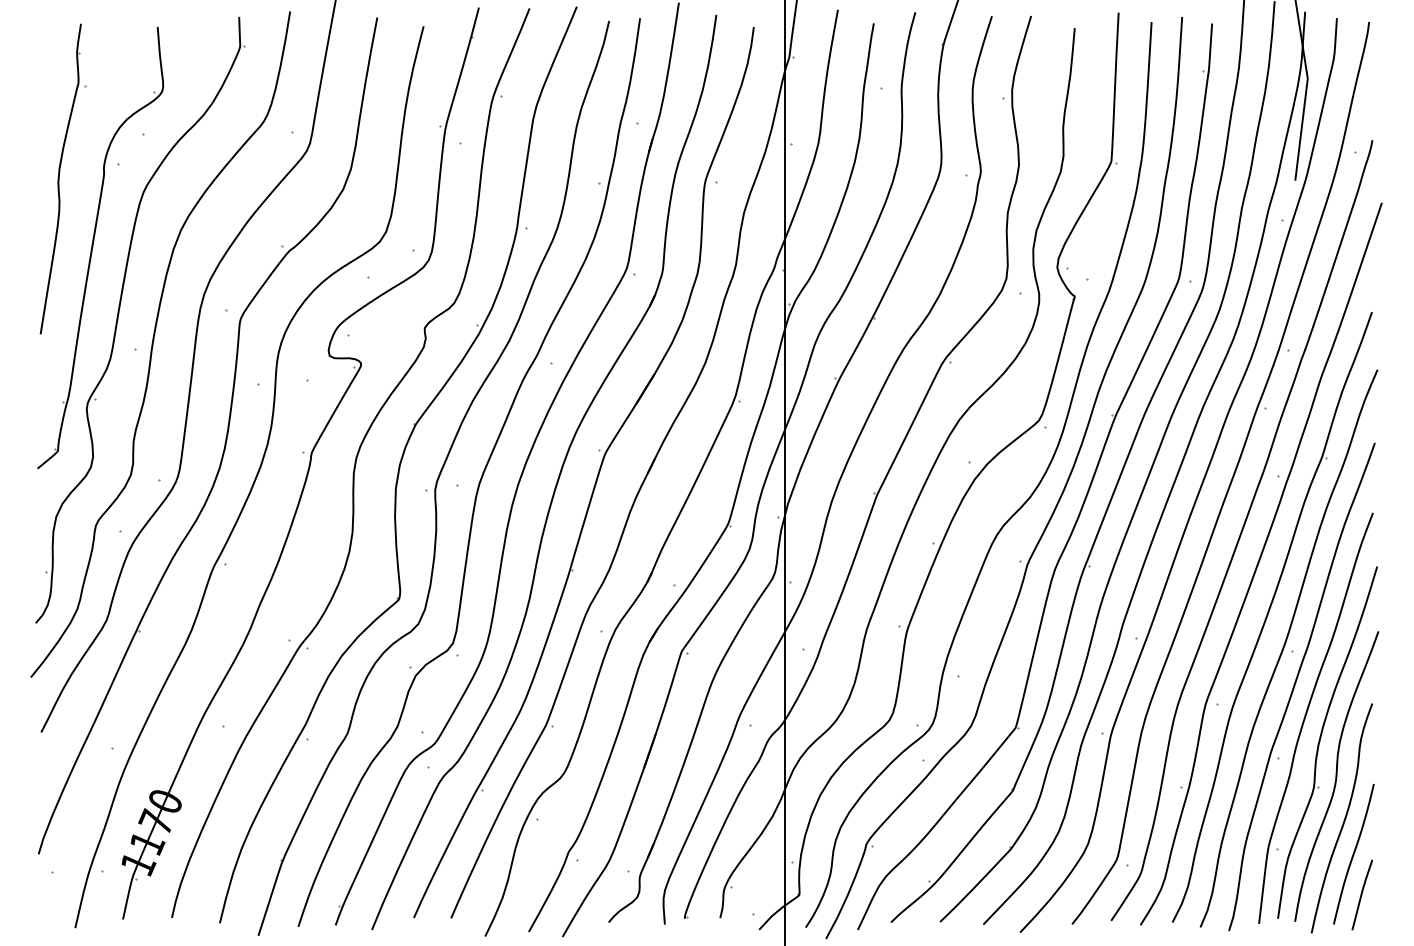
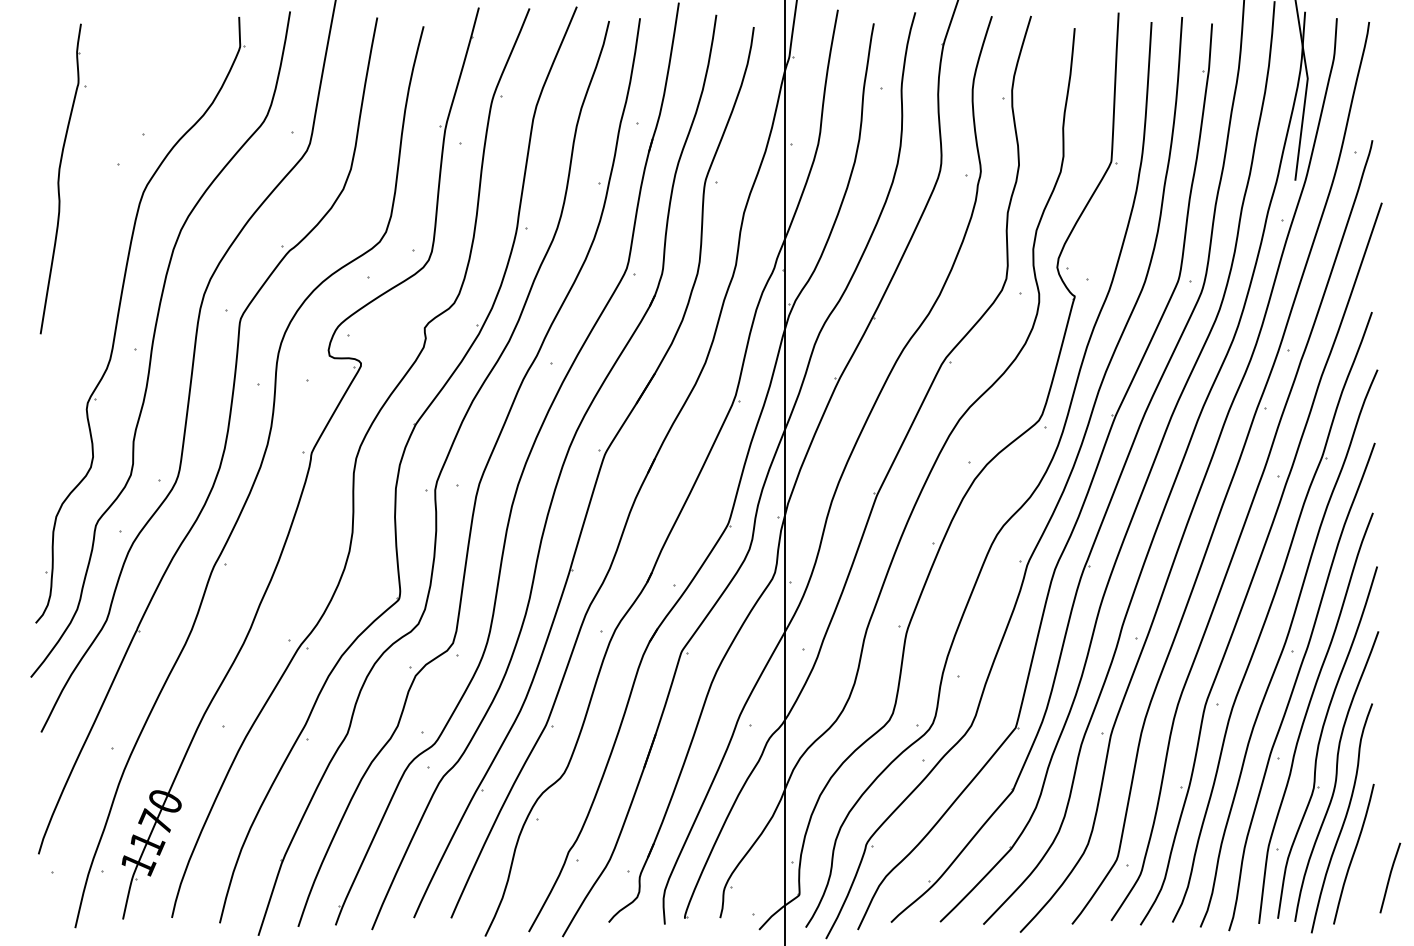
part: present -> none (93, 247)
curve position: (1362, 894) -> (1390, 877) (1390, 877)
